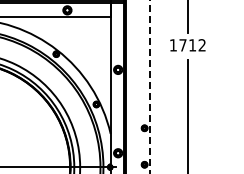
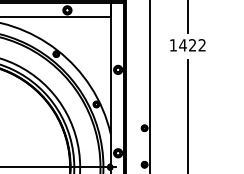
text: 1712 -> 1422 (187, 45)
line: dashed -> solid (149, 86)
